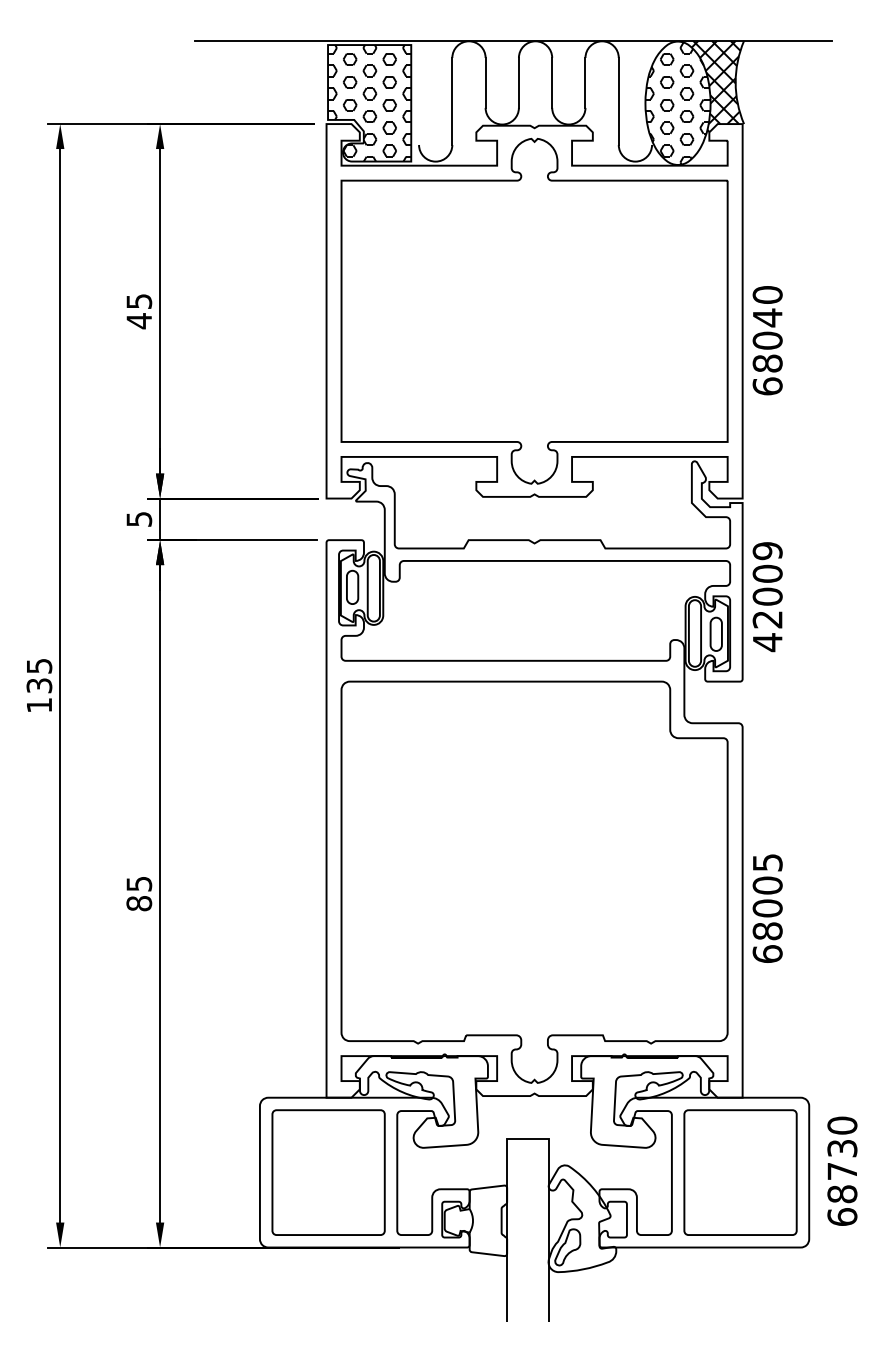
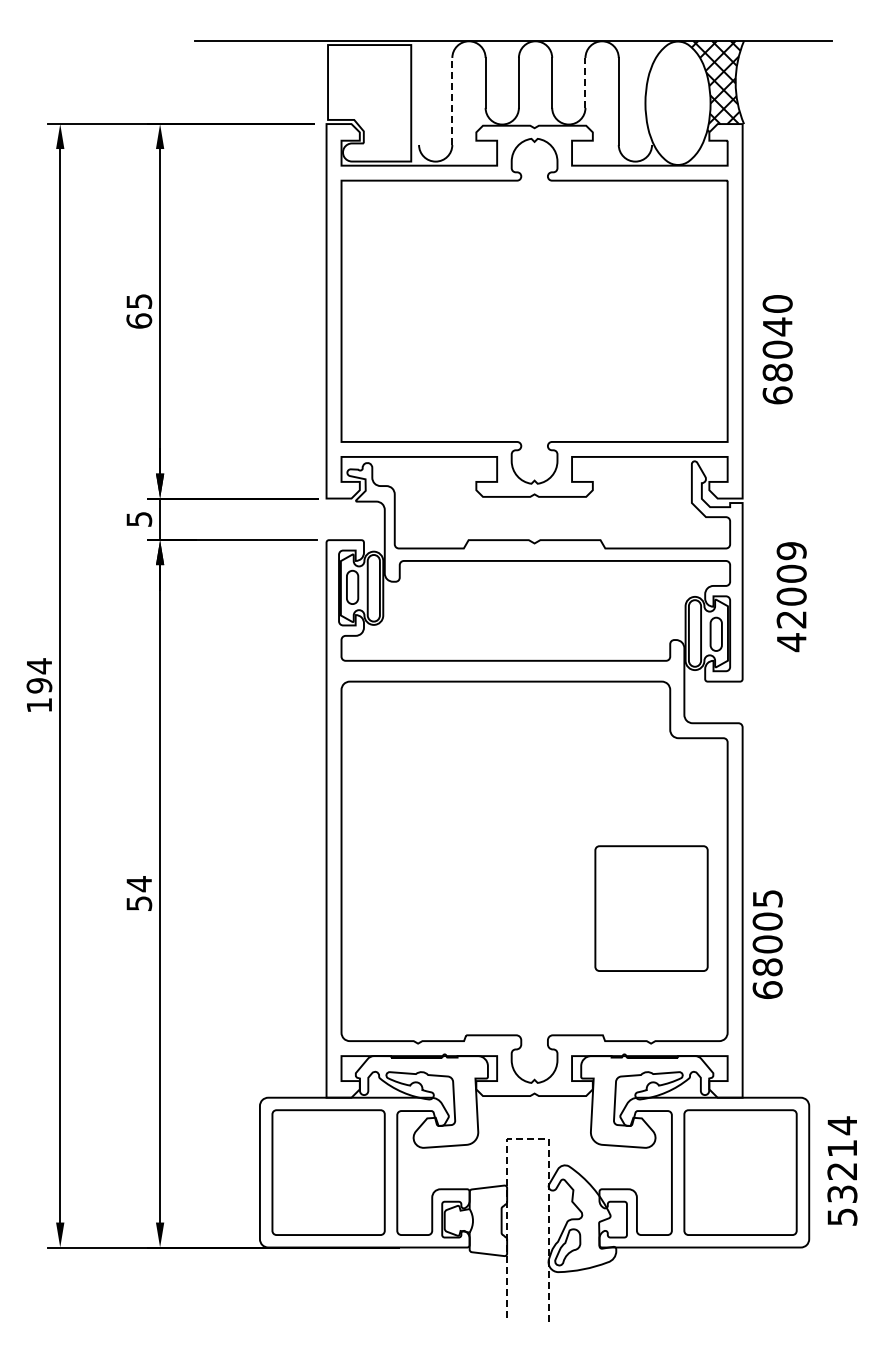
line: solid -> dashed (585, 82)
line: solid -> dashed (452, 101)
hatch: present -> none (369, 103)
hatch: present -> none (677, 103)
text: 45 -> 65 (139, 321)
text position: (767, 340) -> (777, 349) (777, 349)
text position: (767, 597) -> (791, 597) (791, 597)
text: 135 -> 194 (39, 675)
text: 85 -> 54 (139, 893)
part: none -> present (651, 908)
text position: (767, 908) -> (767, 944) (767, 944)
line: solid -> dashed (527, 1139)
text: 68730 -> 53214 (842, 1170)
